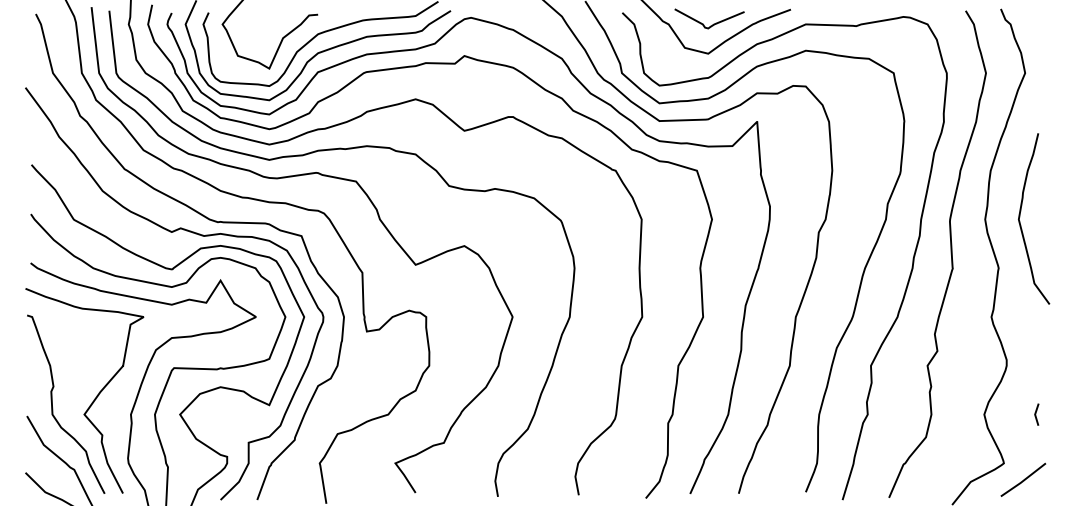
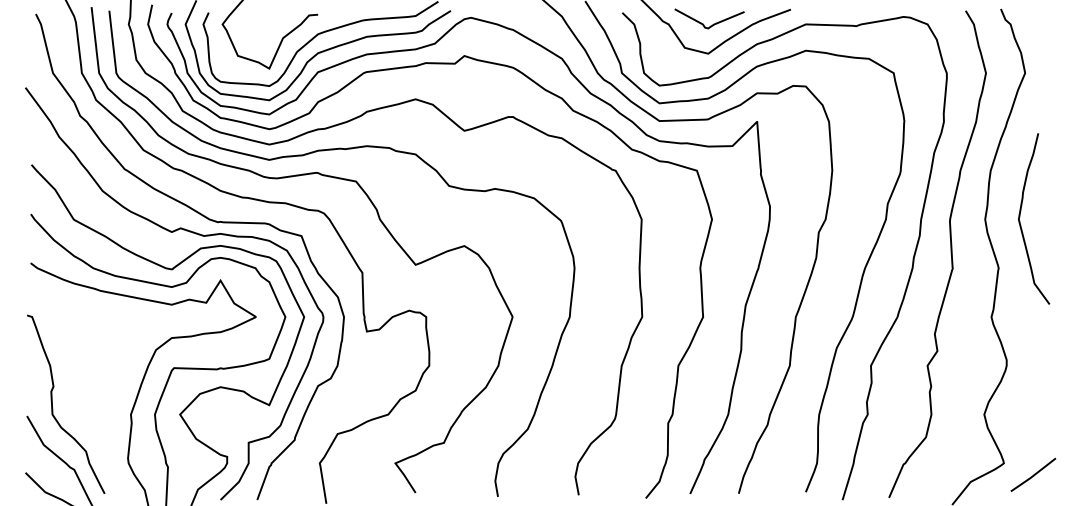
curve: present -> none (94, 398)
line: present -> none (1036, 414)
line position: (1023, 479) -> (1033, 474) (1033, 474)
